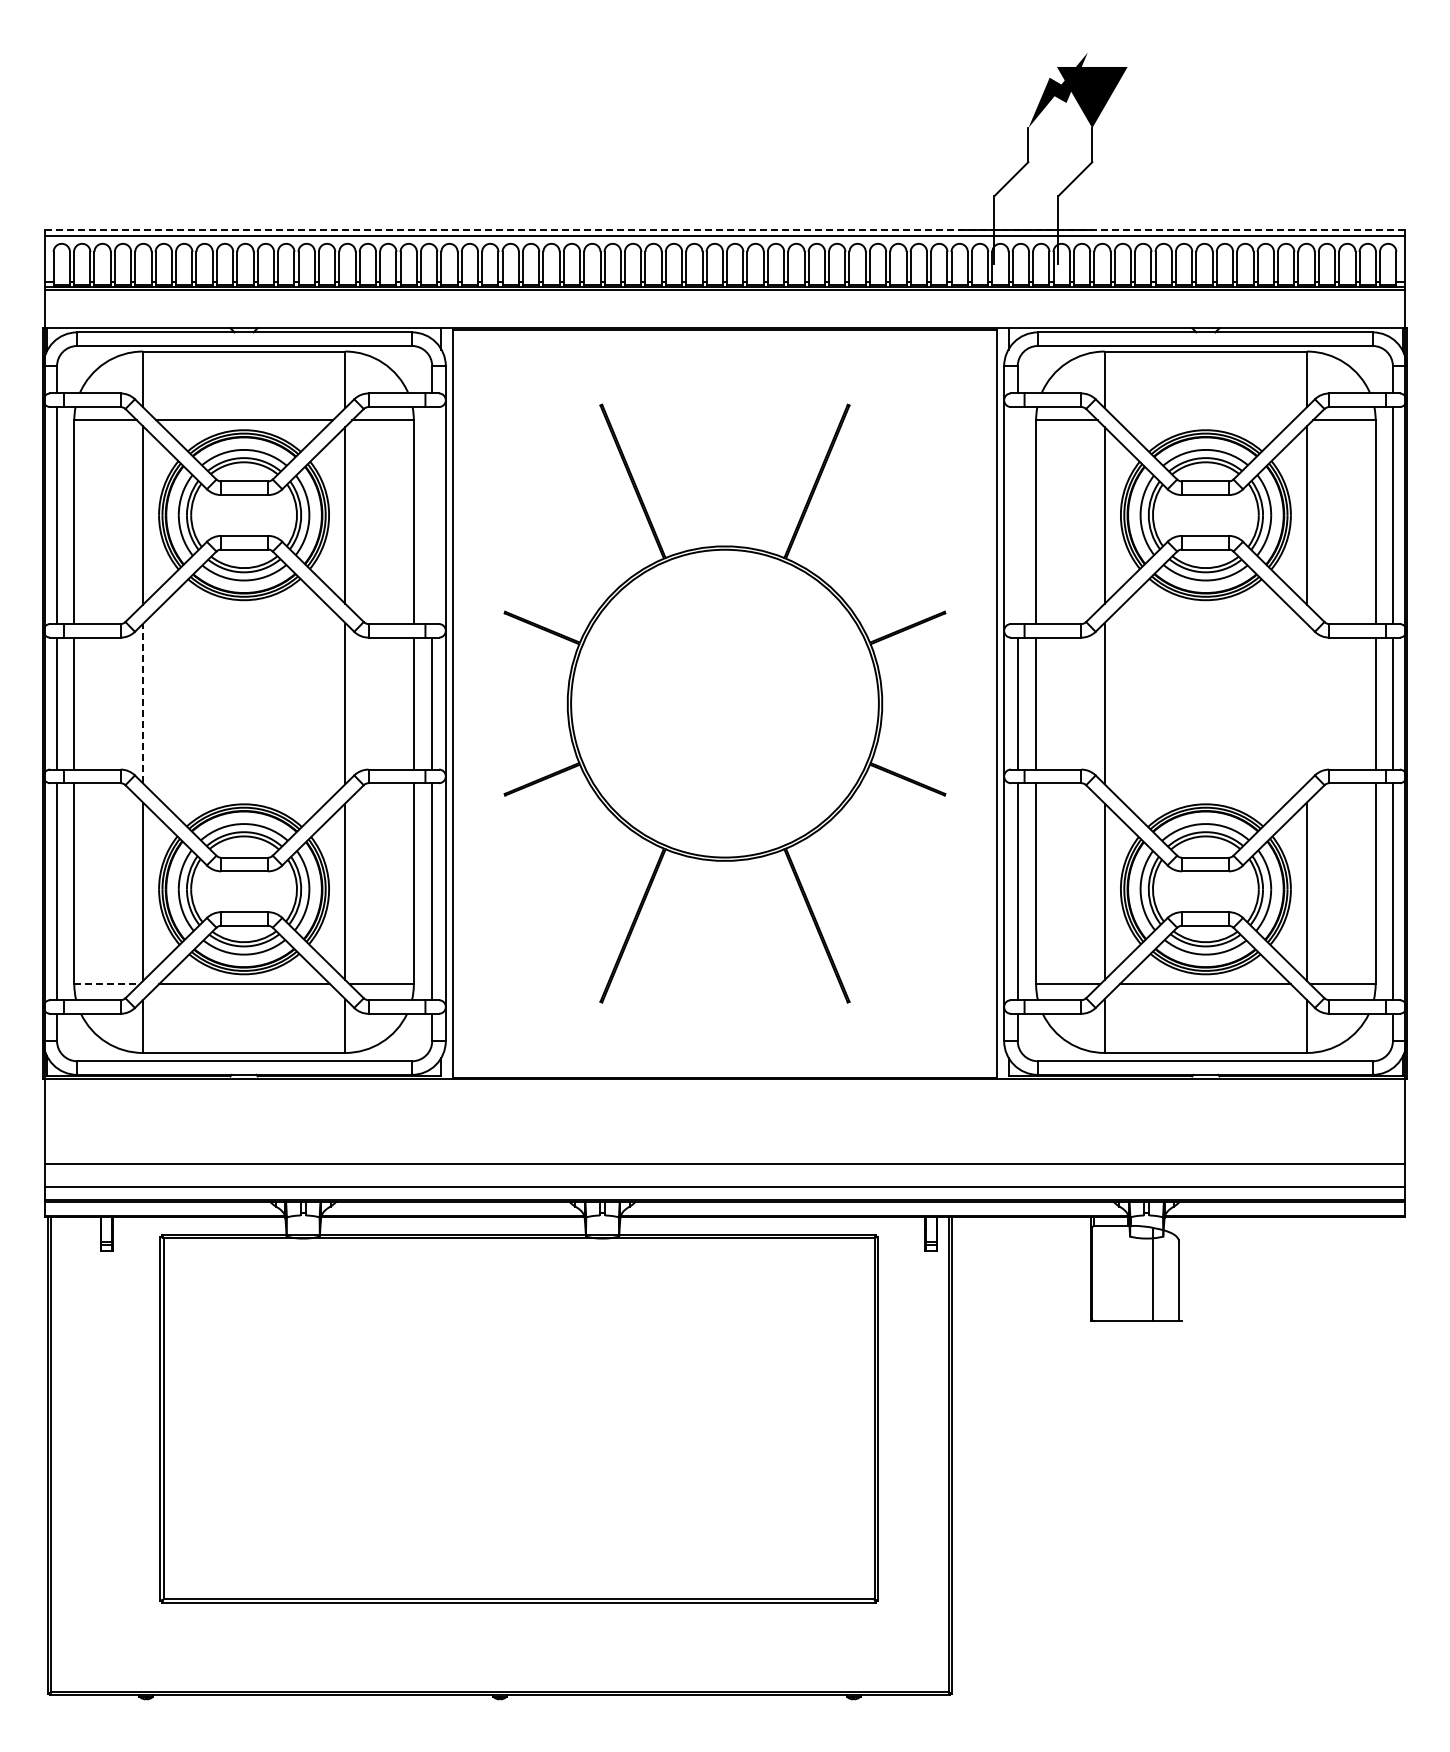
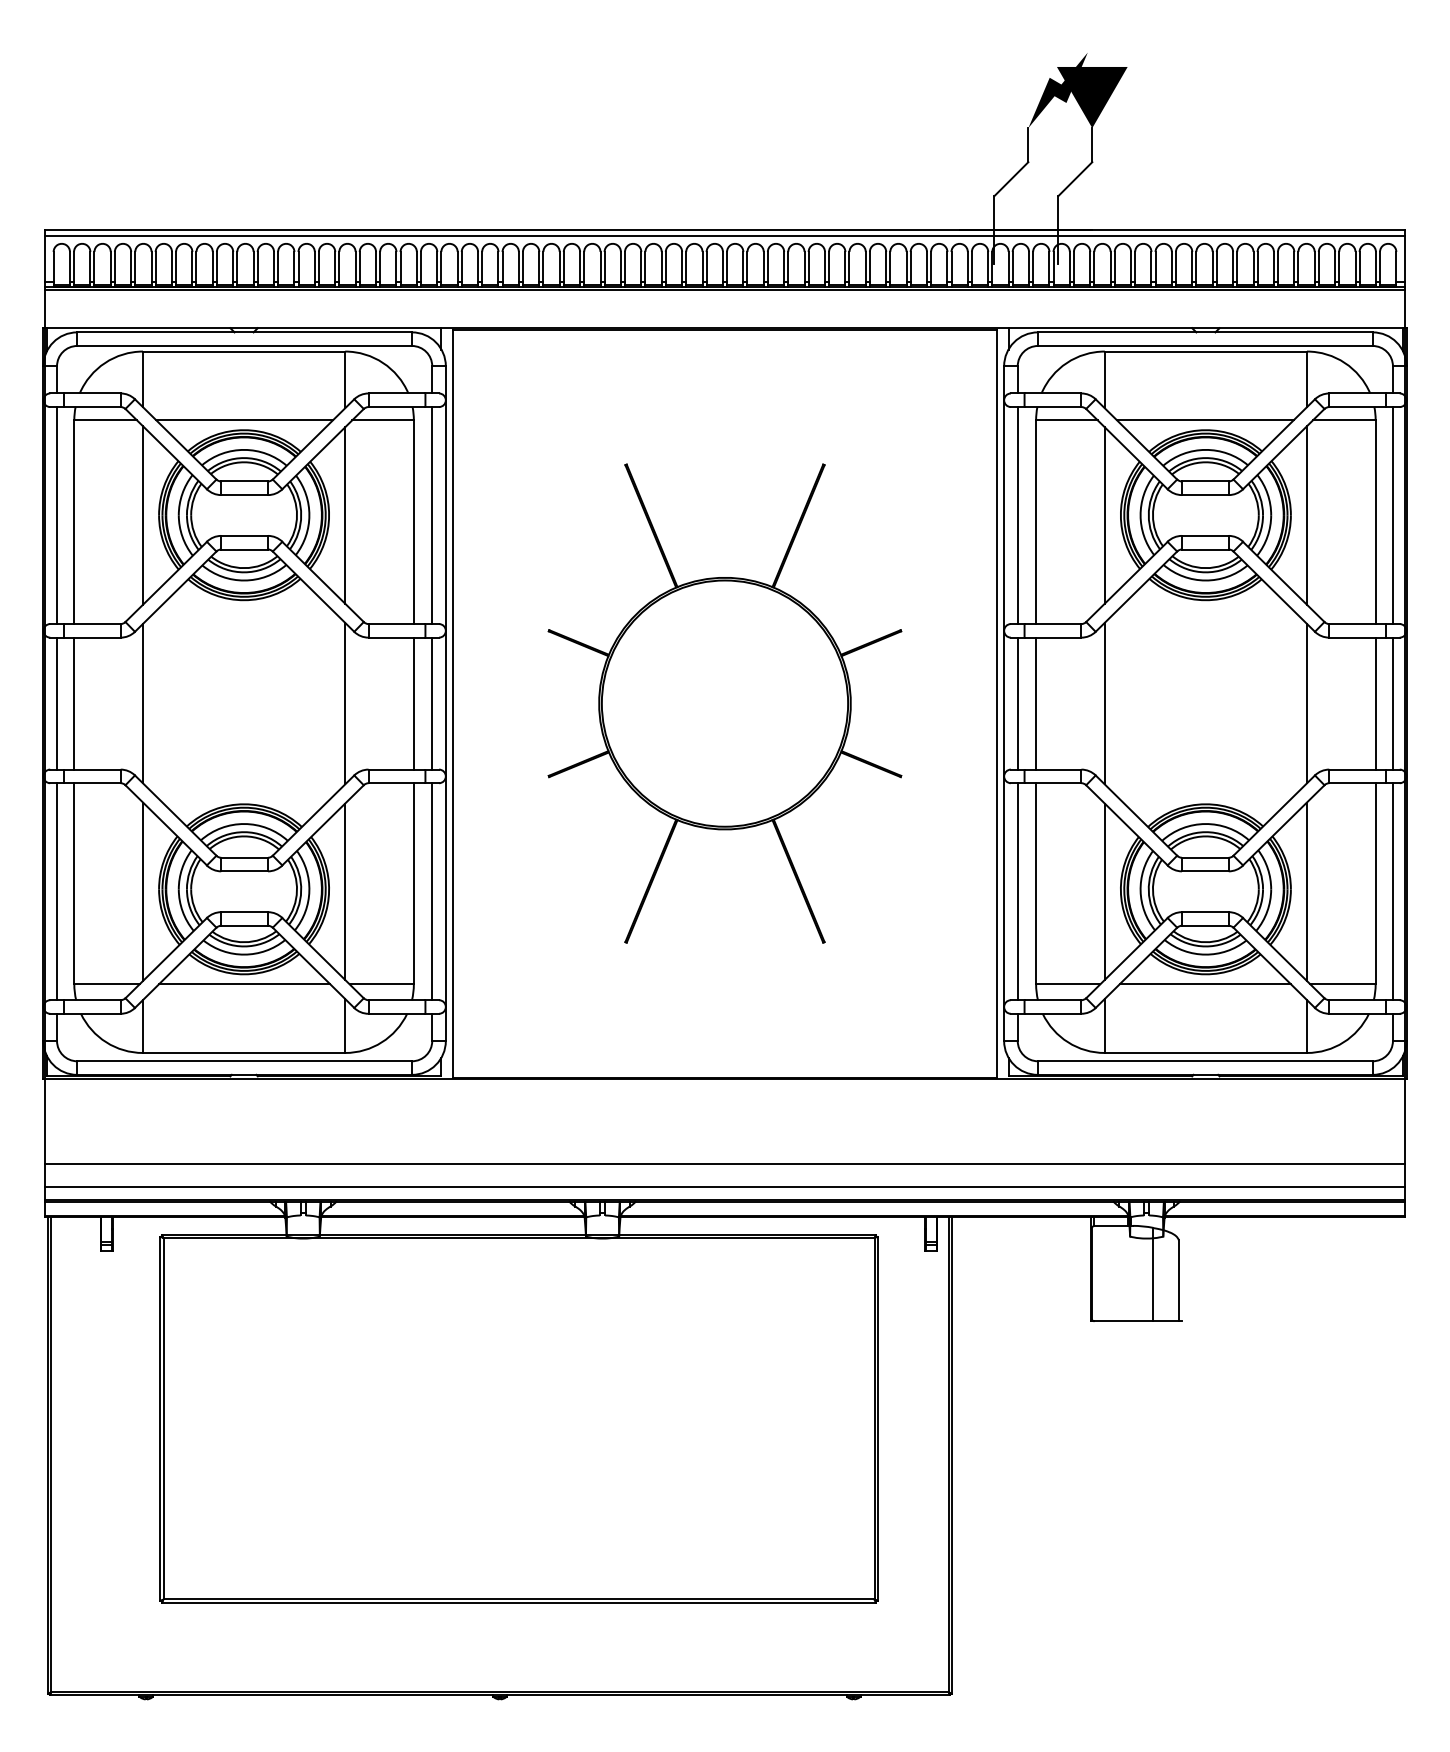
line: dashed -> solid (725, 230)
line: none -> present (1204, 420)
line: none -> present (432, 515)
line: none -> present (1017, 515)
line: dashed -> solid (143, 703)
part size: 444x601 px -> 356x481 px (724, 703)
line: none -> present (1306, 703)
line: dashed -> solid (106, 984)
